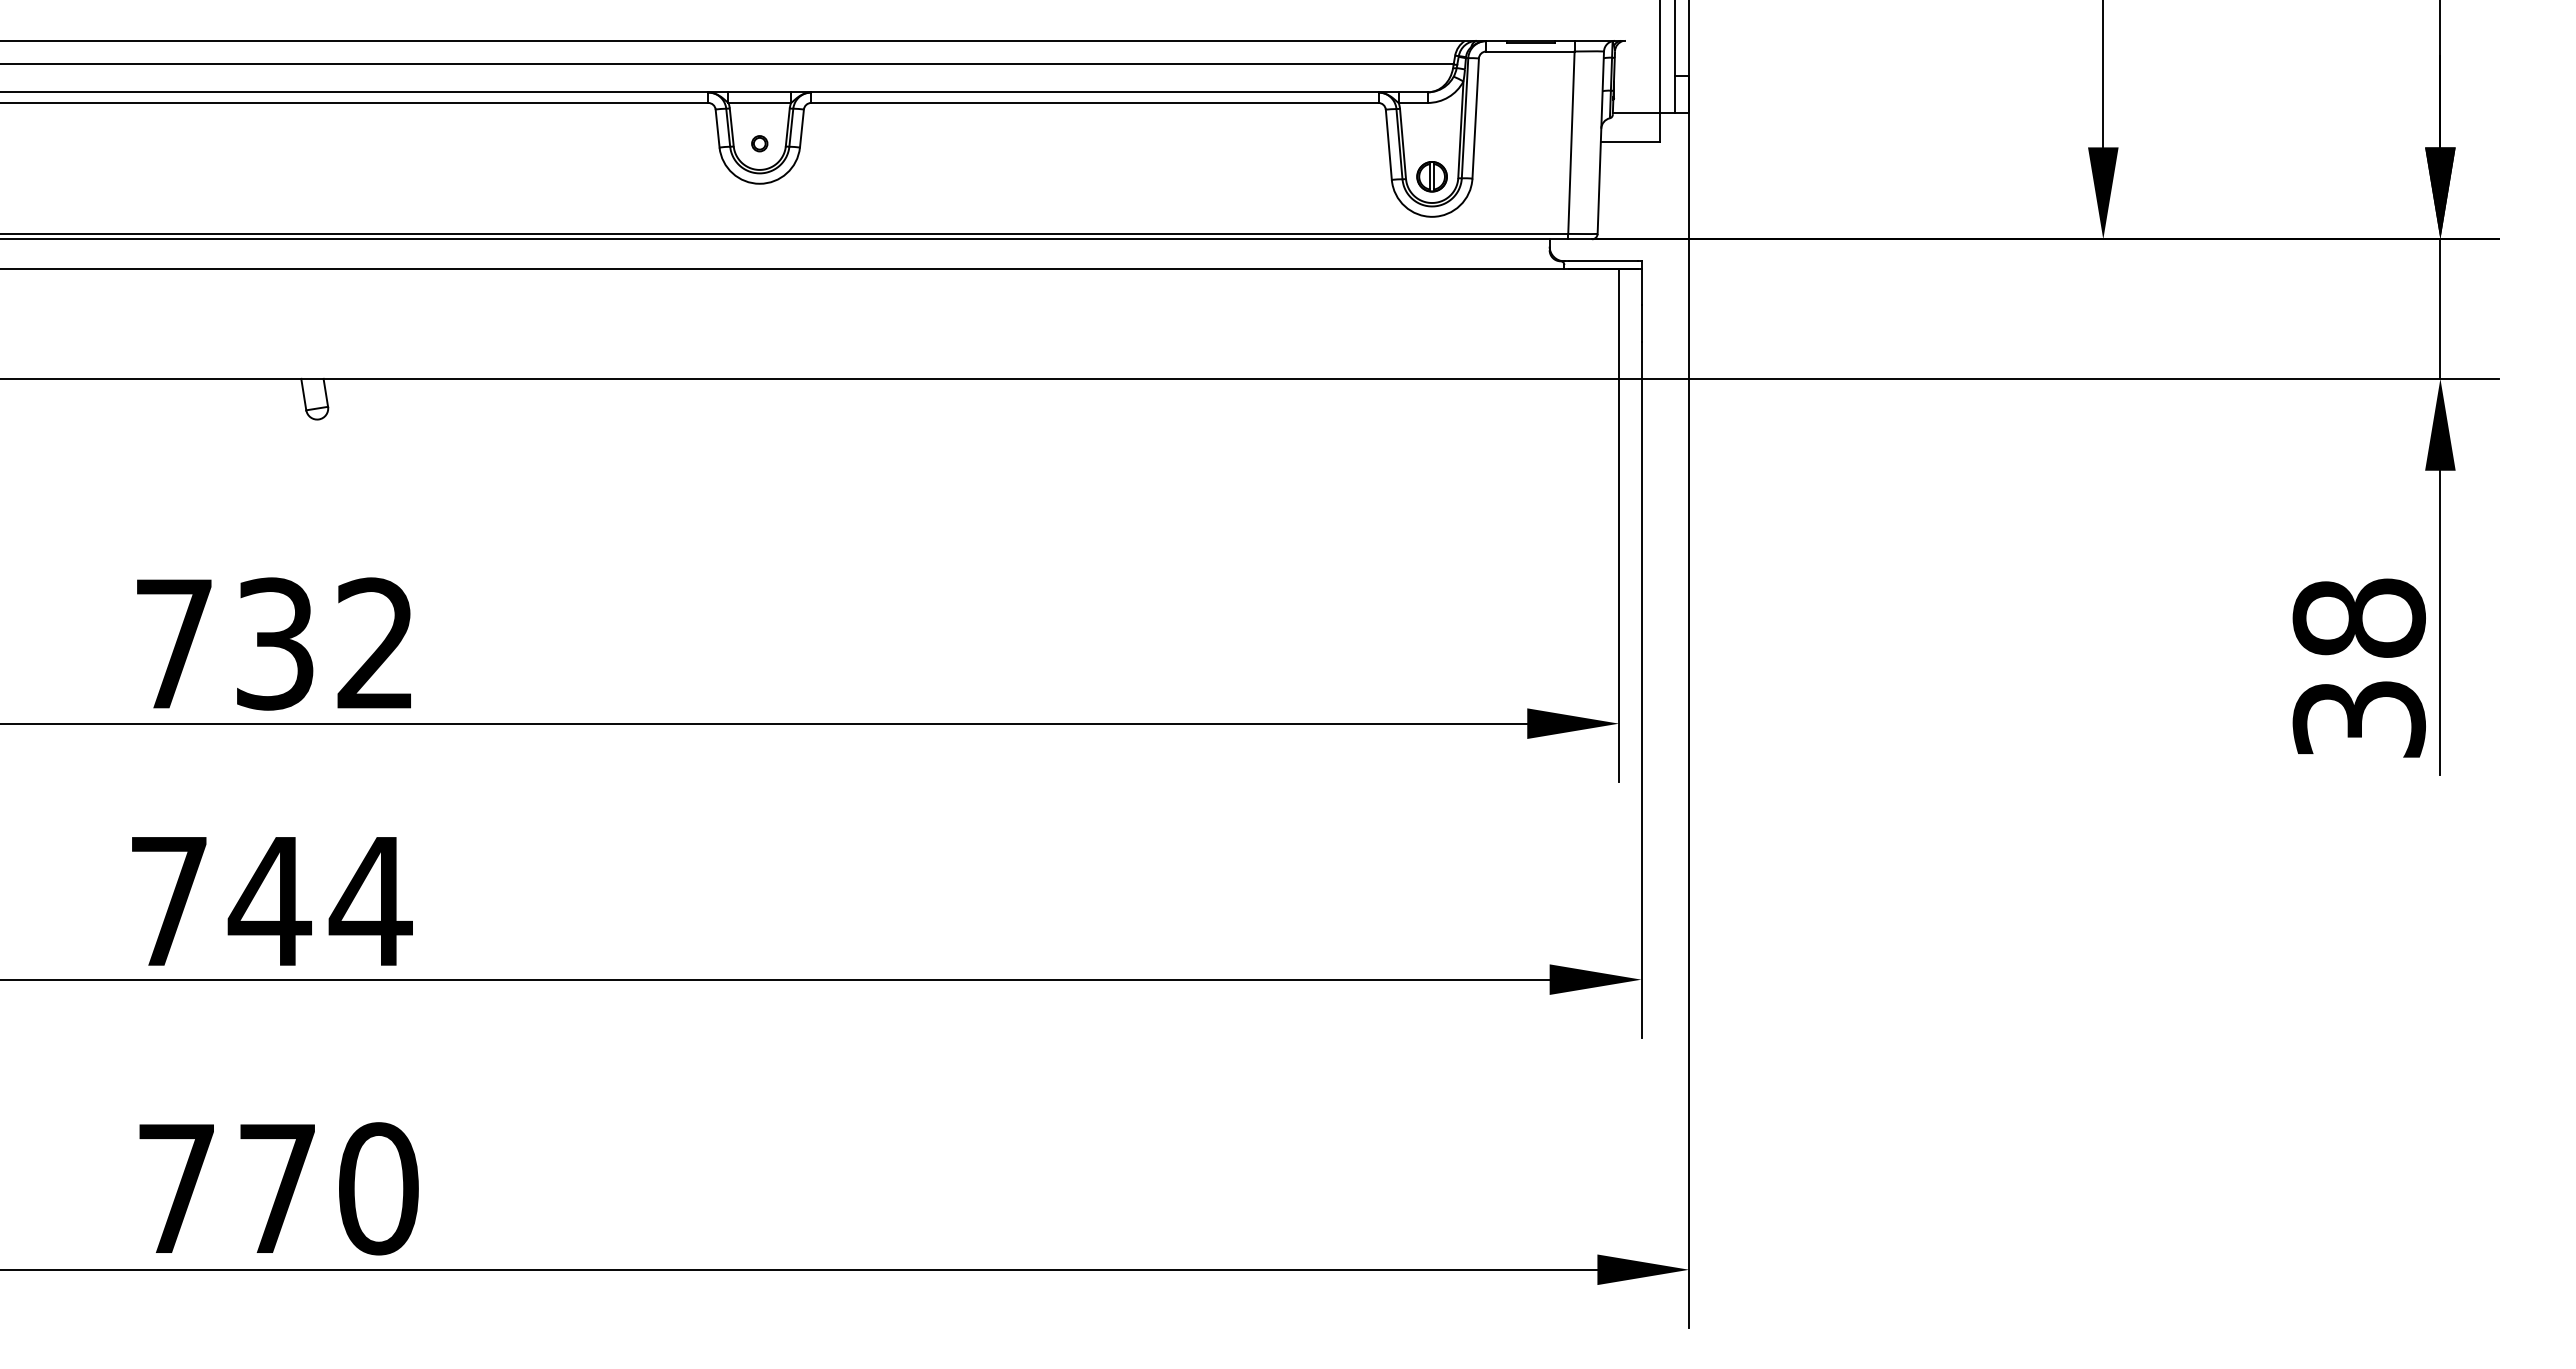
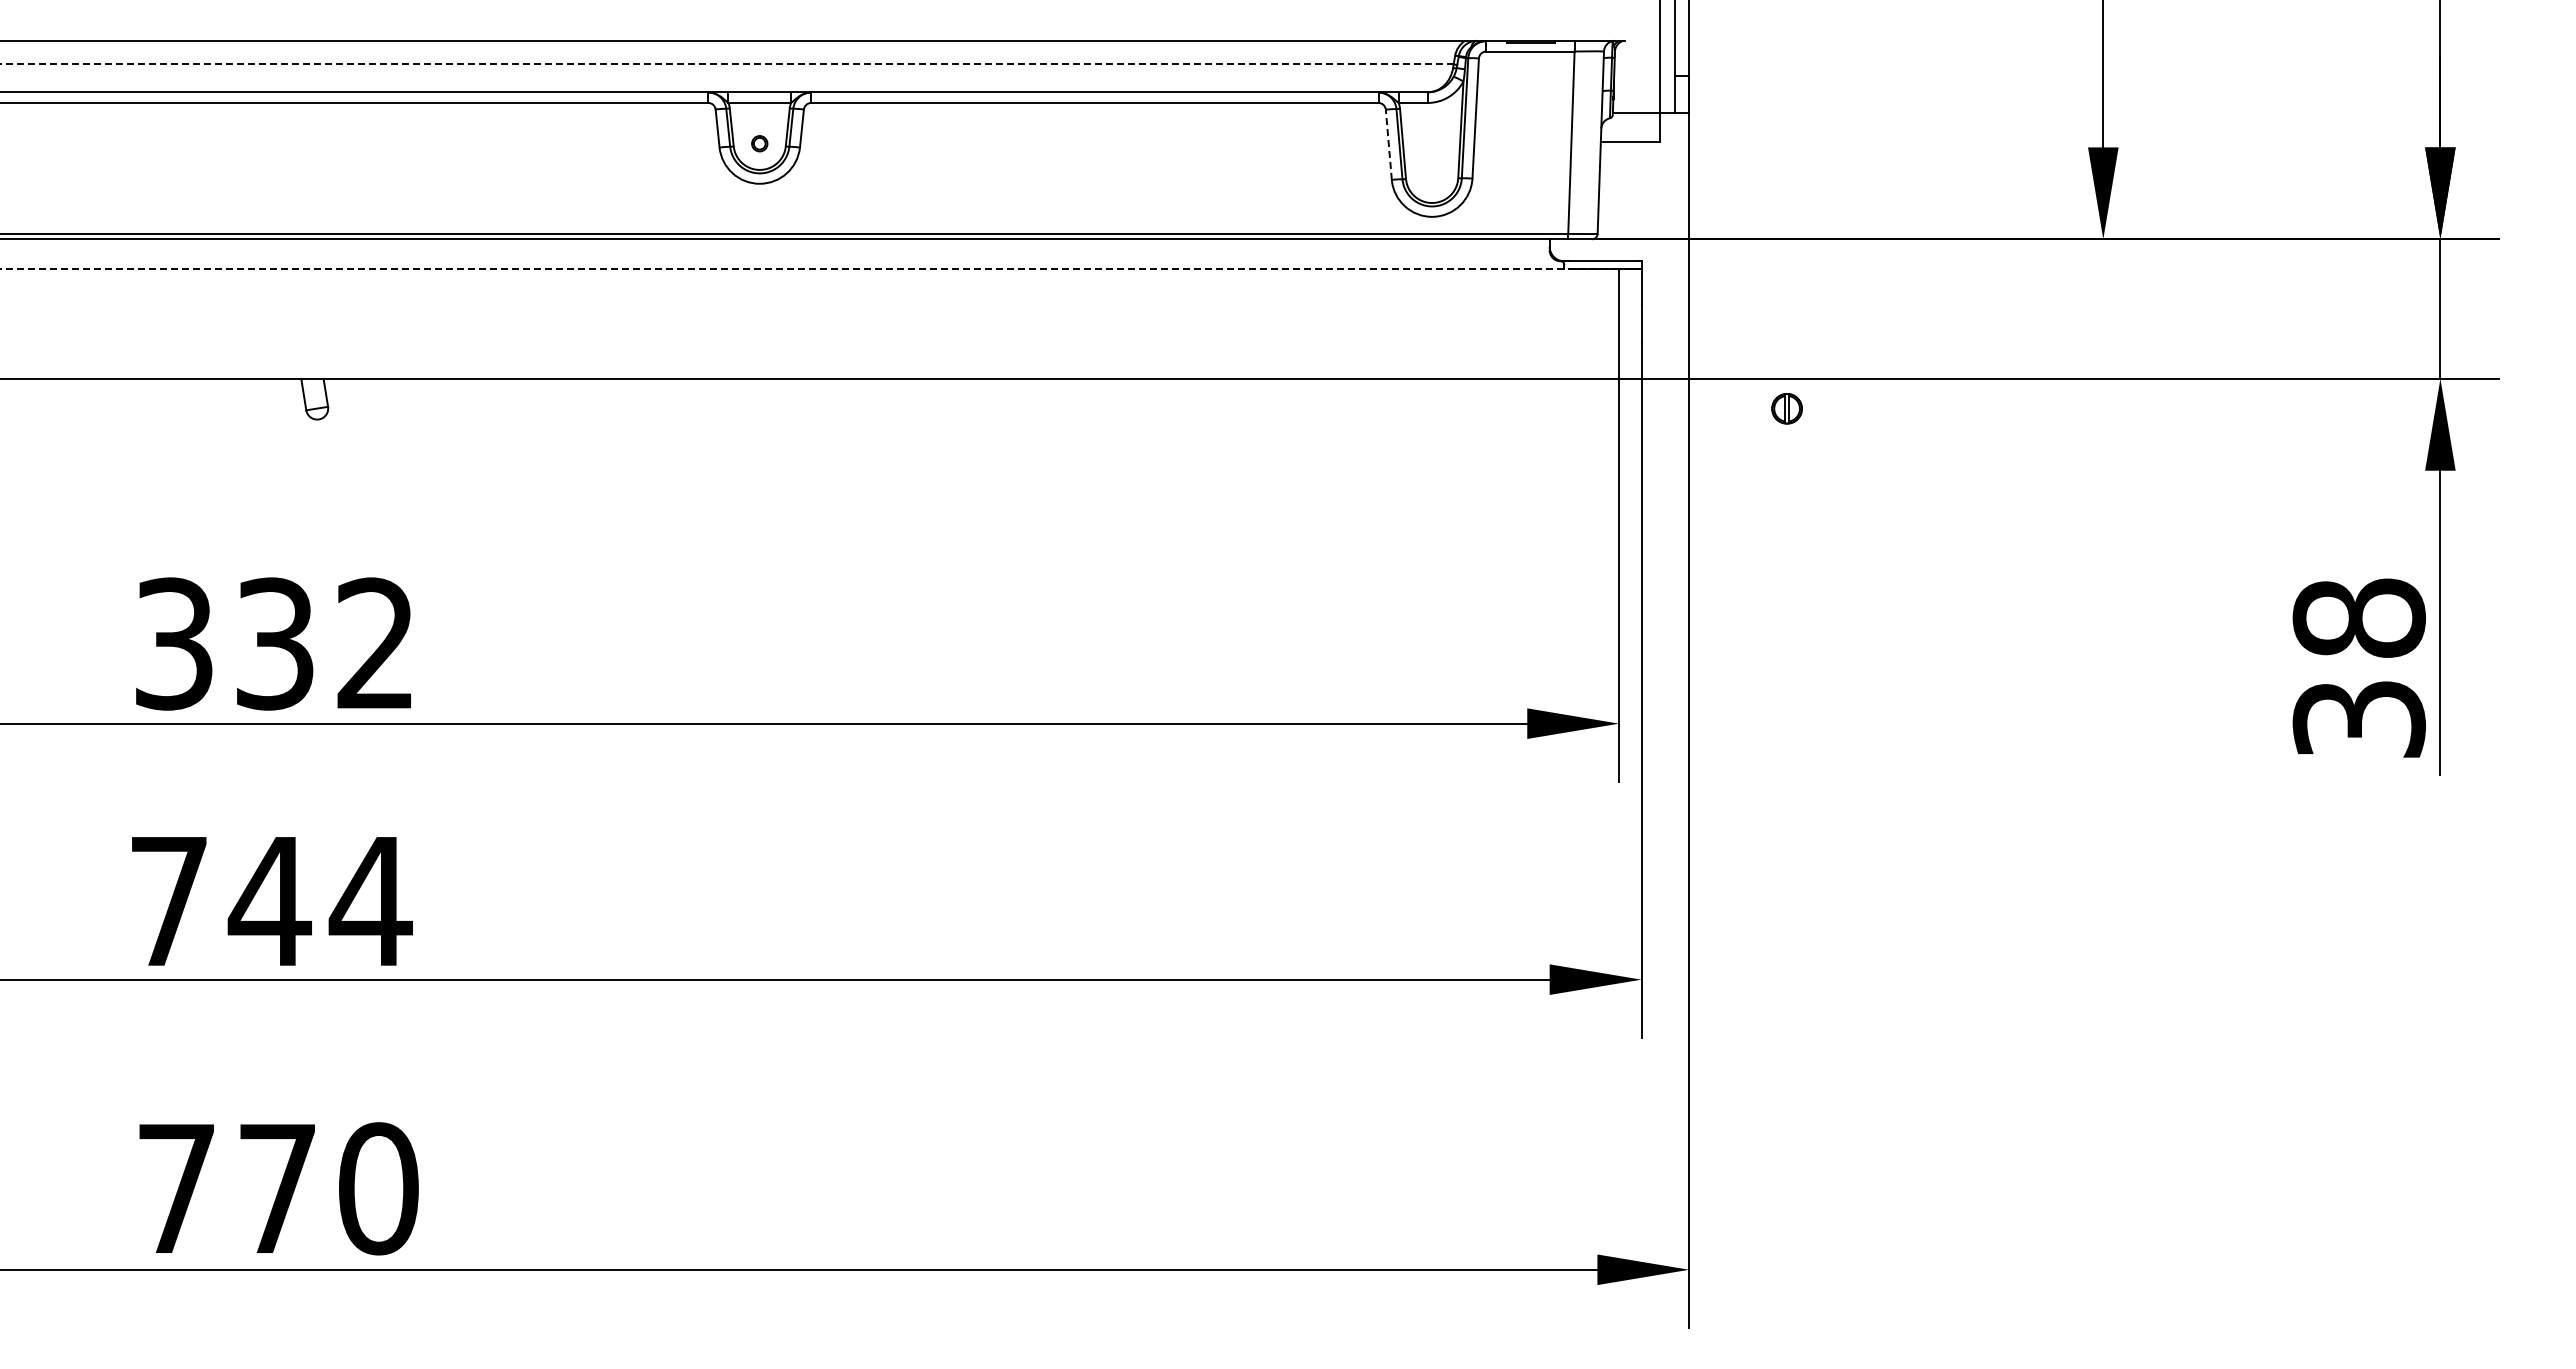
line: solid -> dashed (726, 64)
line: solid -> dashed (1388, 144)
part position: (1431, 176) -> (1786, 408) (1786, 408)
line: solid -> dashed (809, 268)
text: 732 -> 332 (174, 643)
